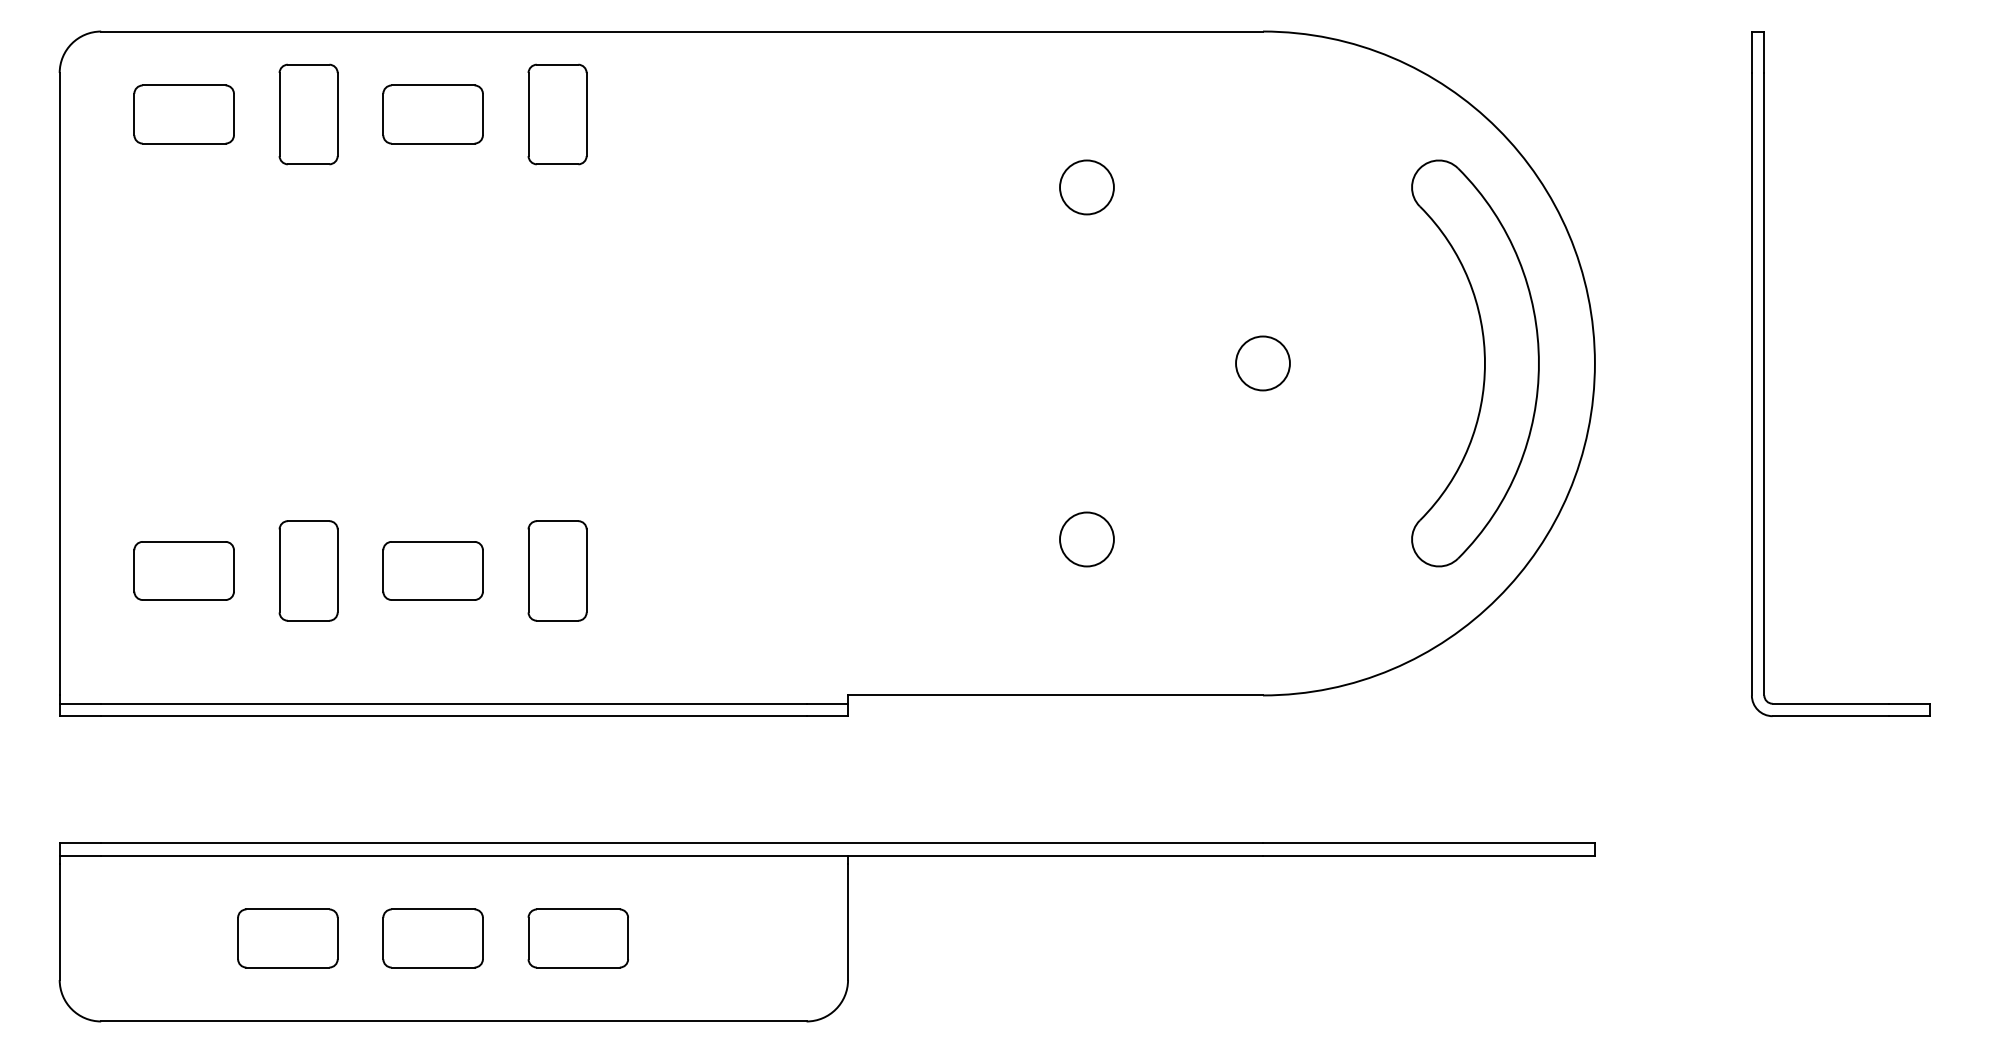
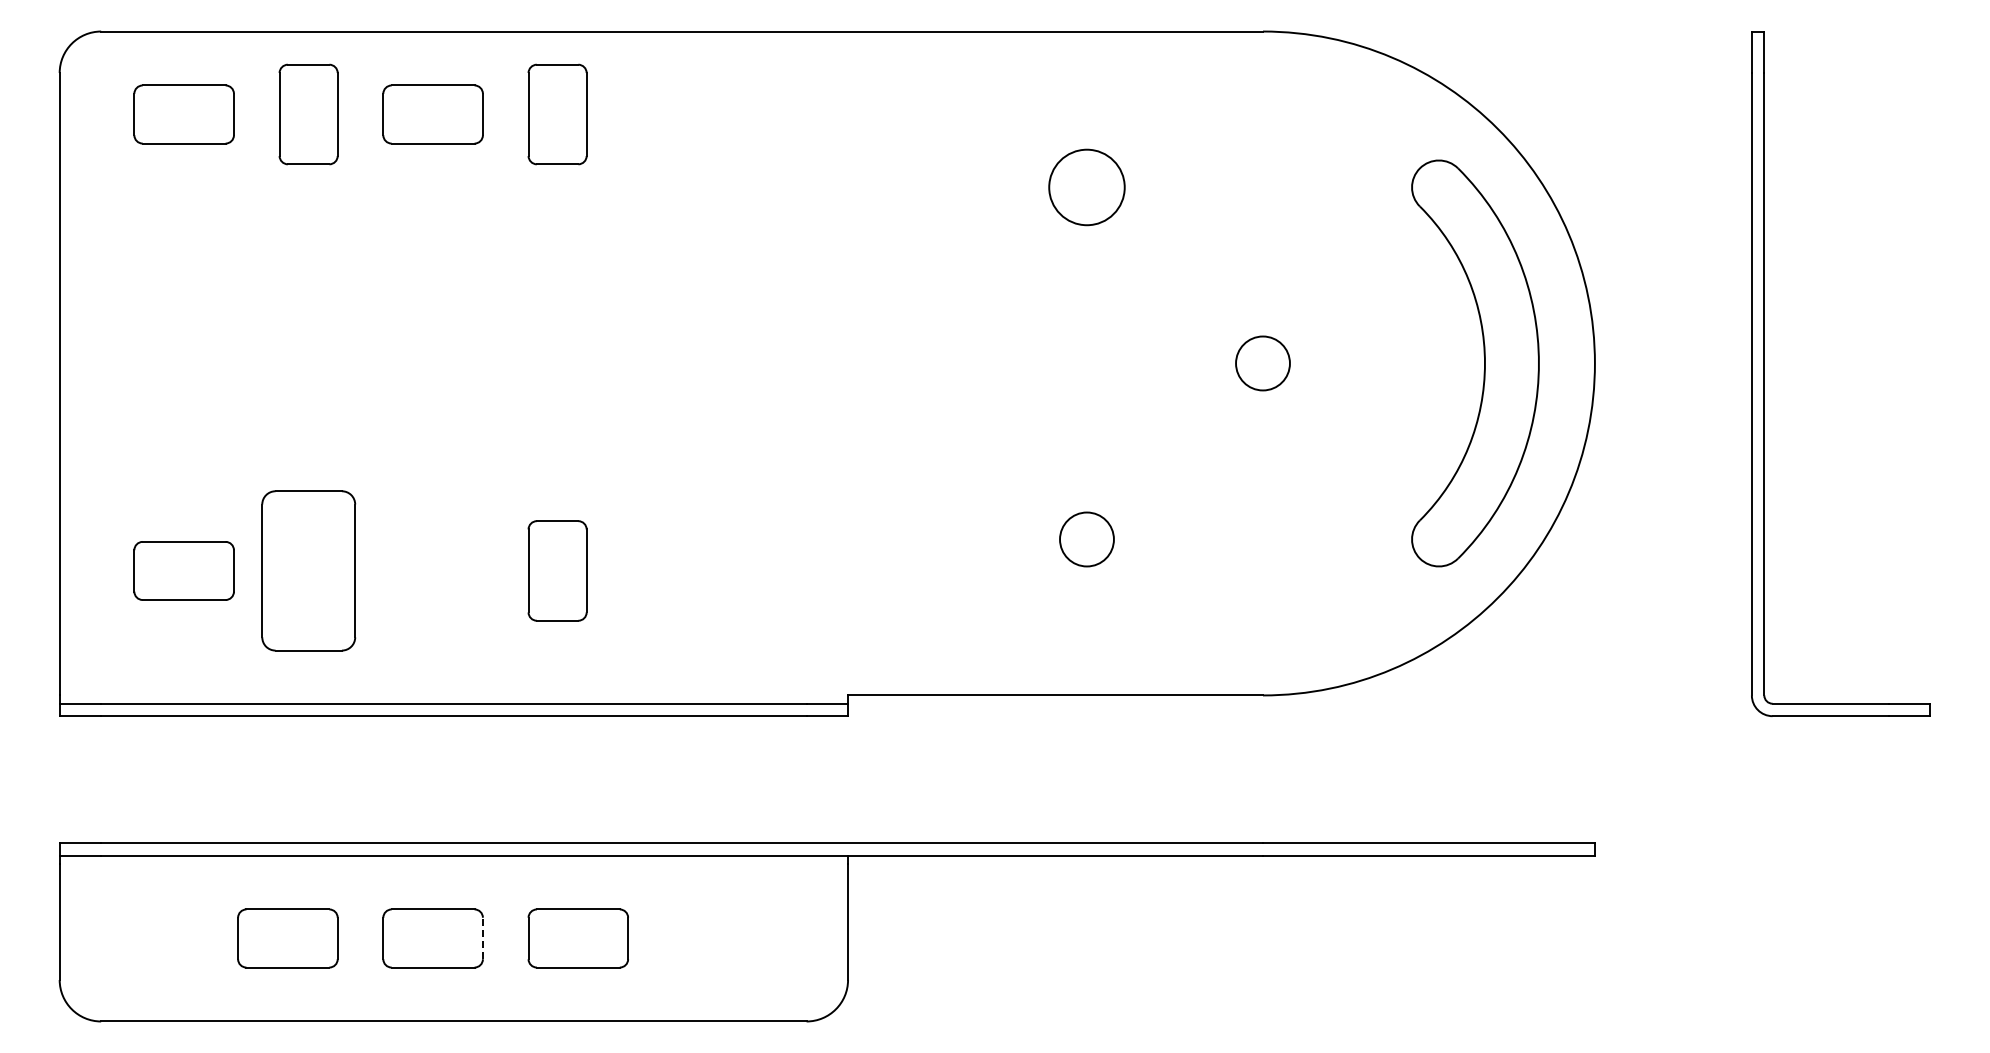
circle diameter: 54 px -> 76 px (1086, 187)
part size: 61x102 px -> 96x162 px (308, 570)
part: present -> none (432, 570)
line: solid -> dashed (482, 938)
